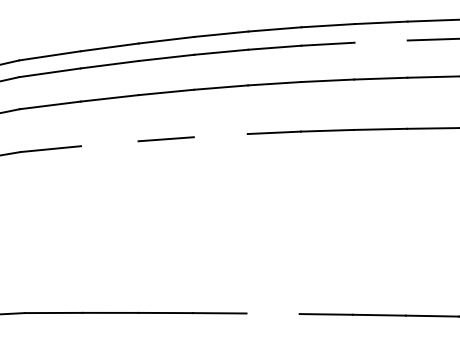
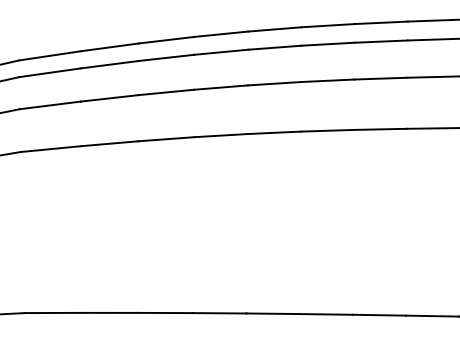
line: none -> present (380, 41)
line: none -> present (220, 135)
line: none -> present (109, 143)
line: none -> present (272, 313)
